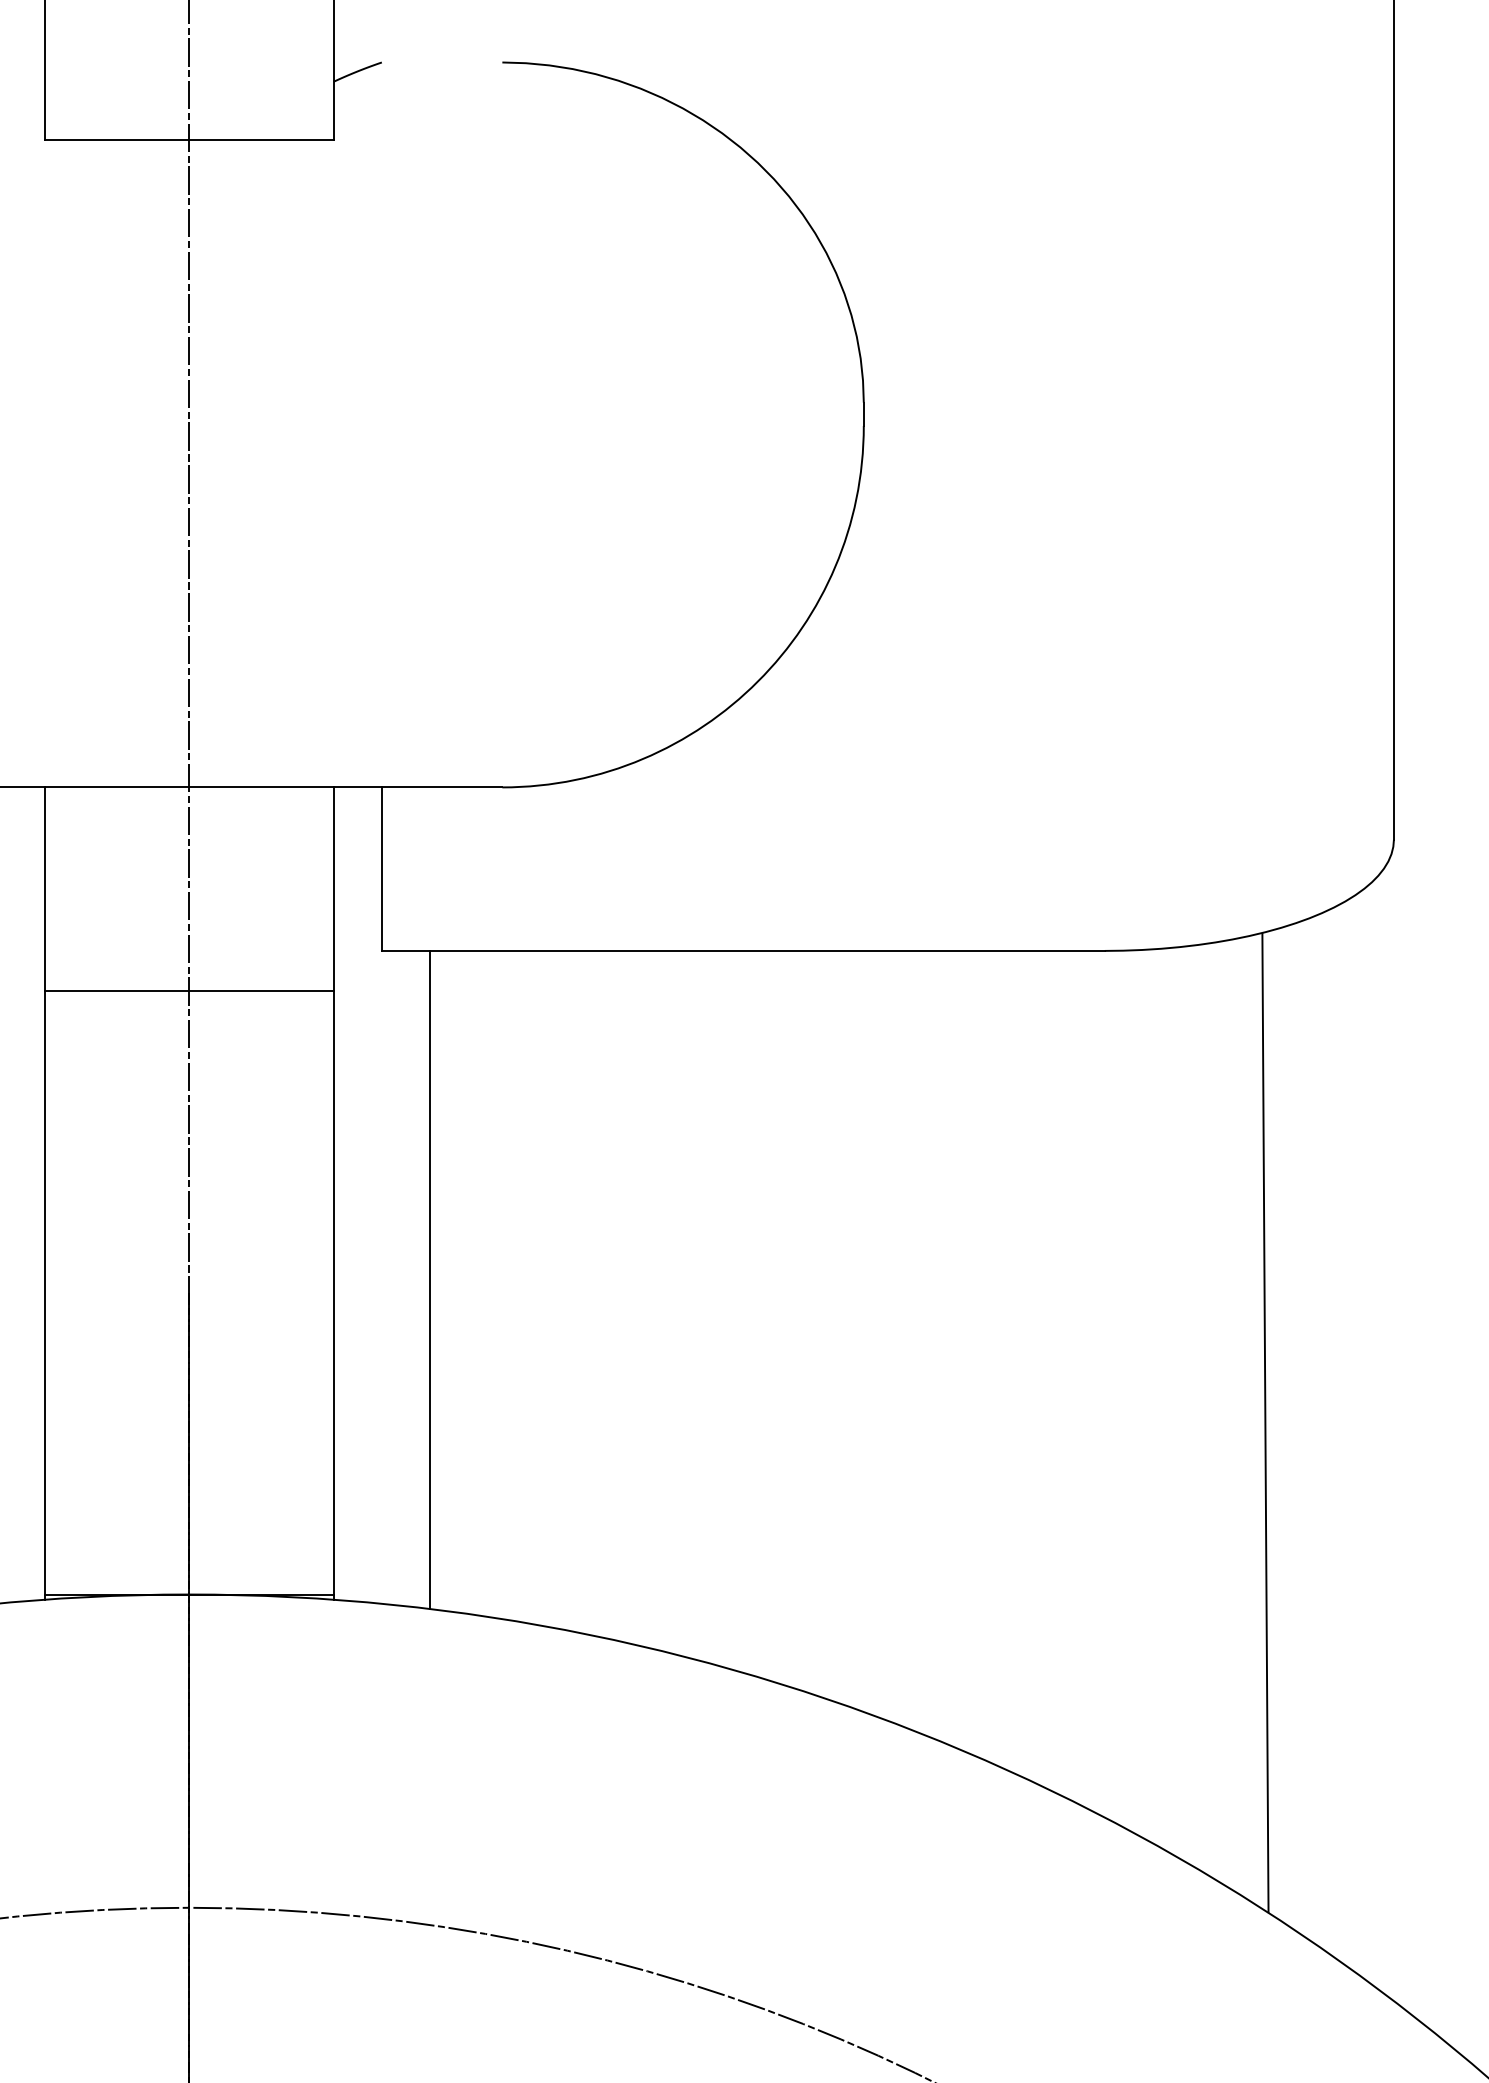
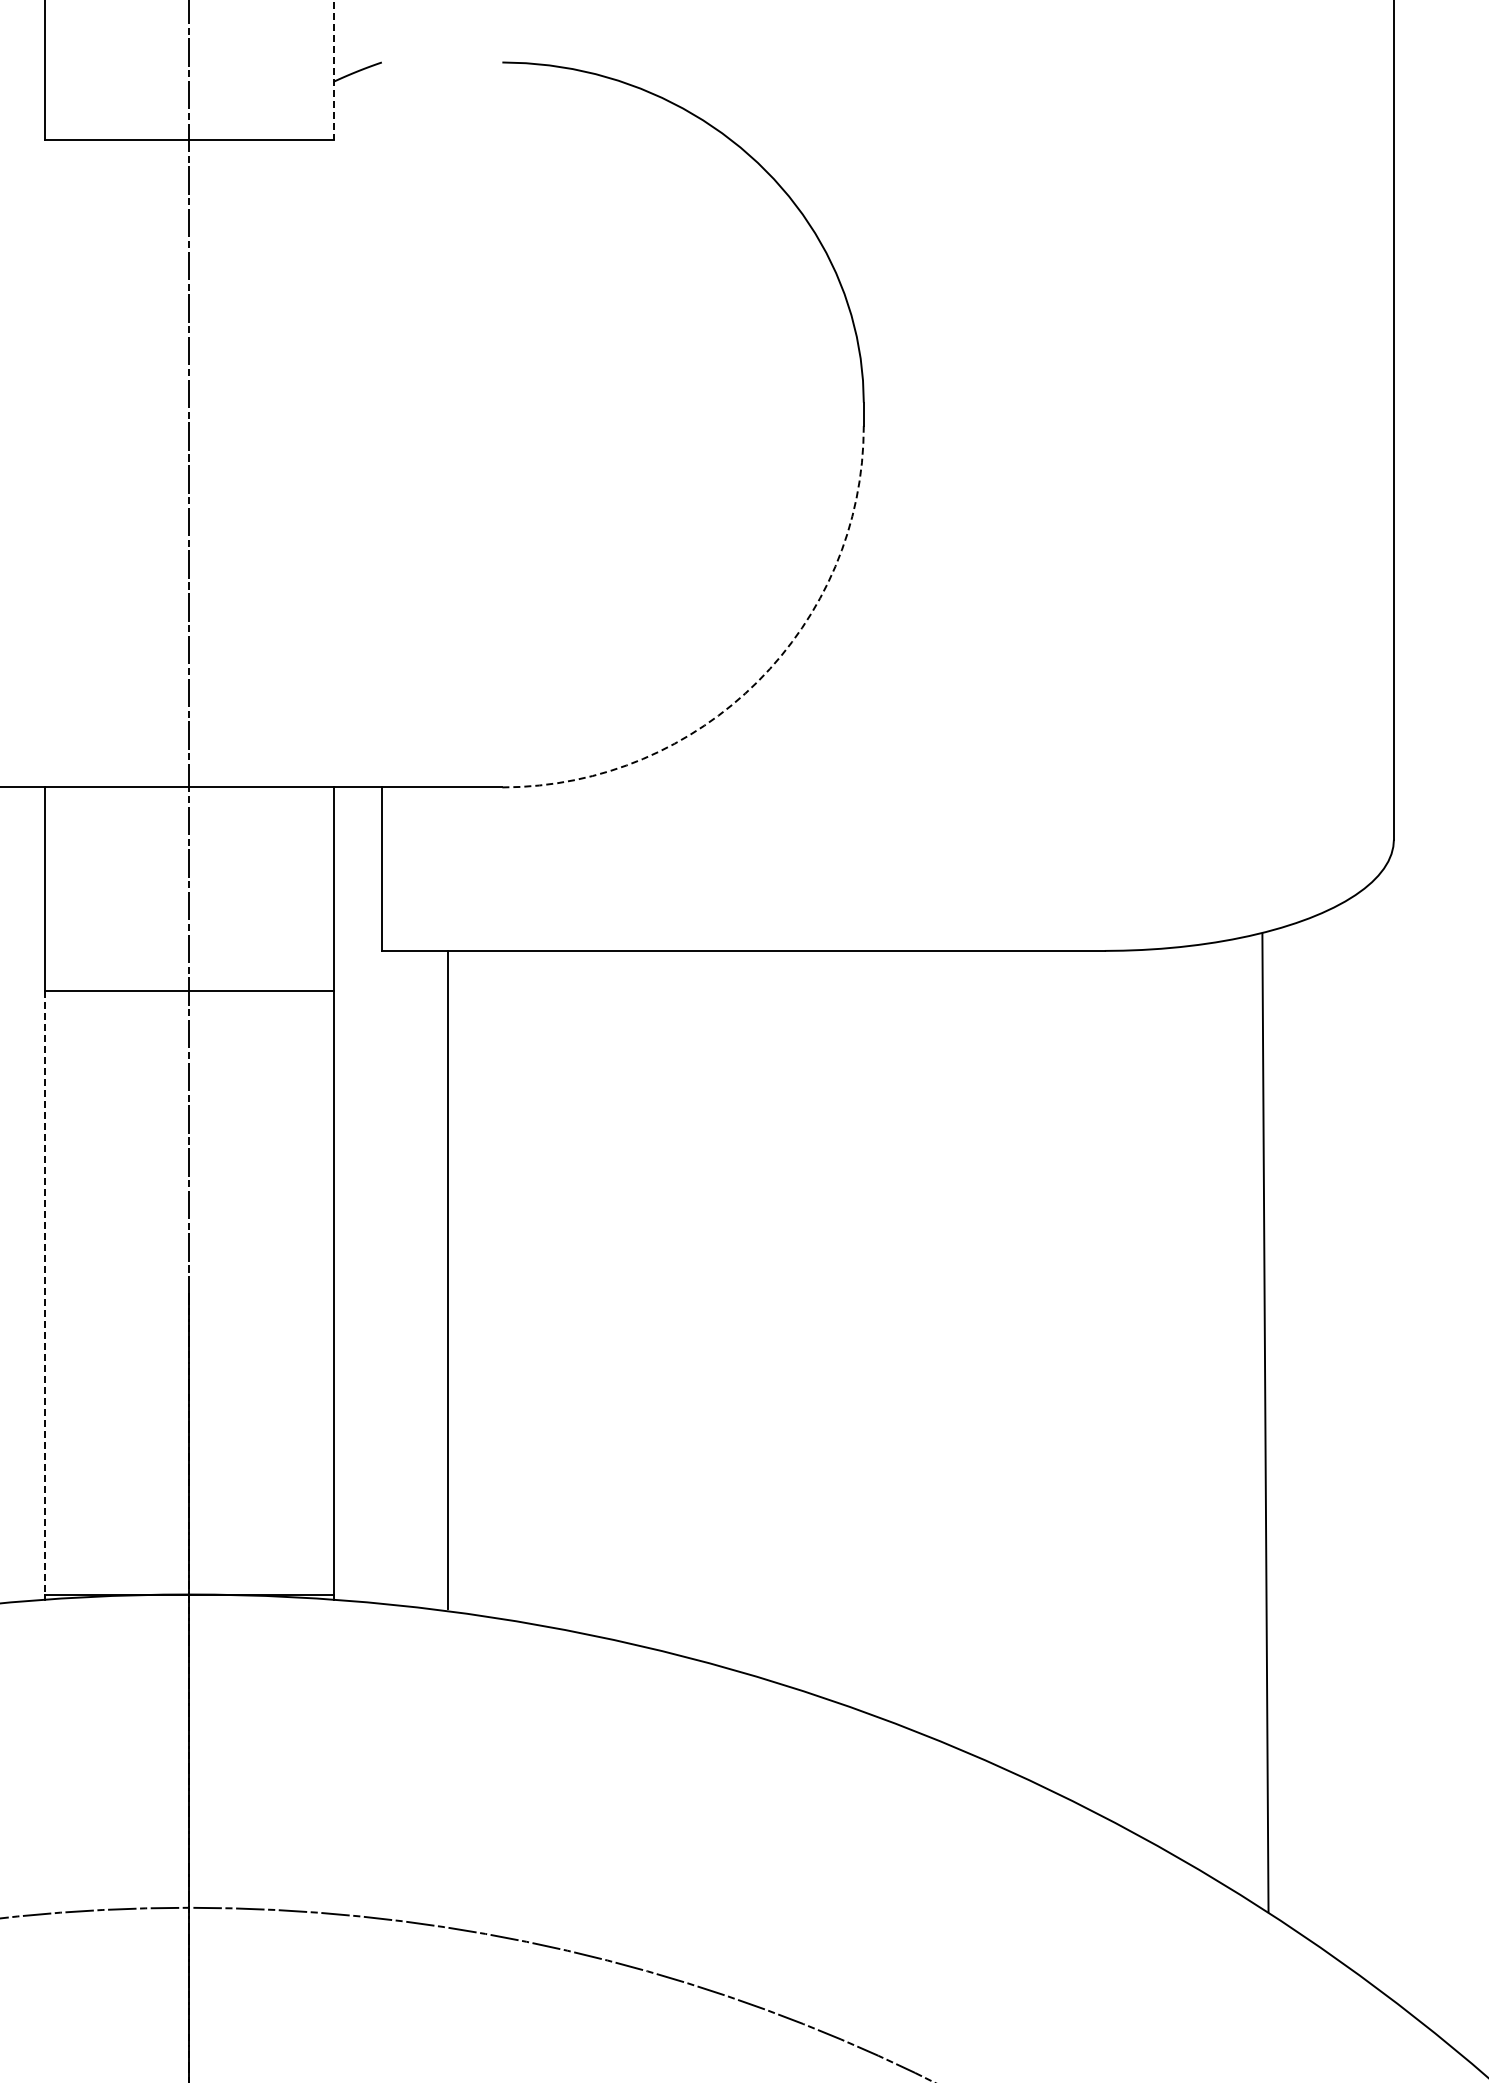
line: solid -> dashed (333, 70)
arc: solid -> dashed (757, 681)
line position: (430, 1279) -> (448, 1279) (448, 1279)
line: solid -> dashed (44, 1292)
